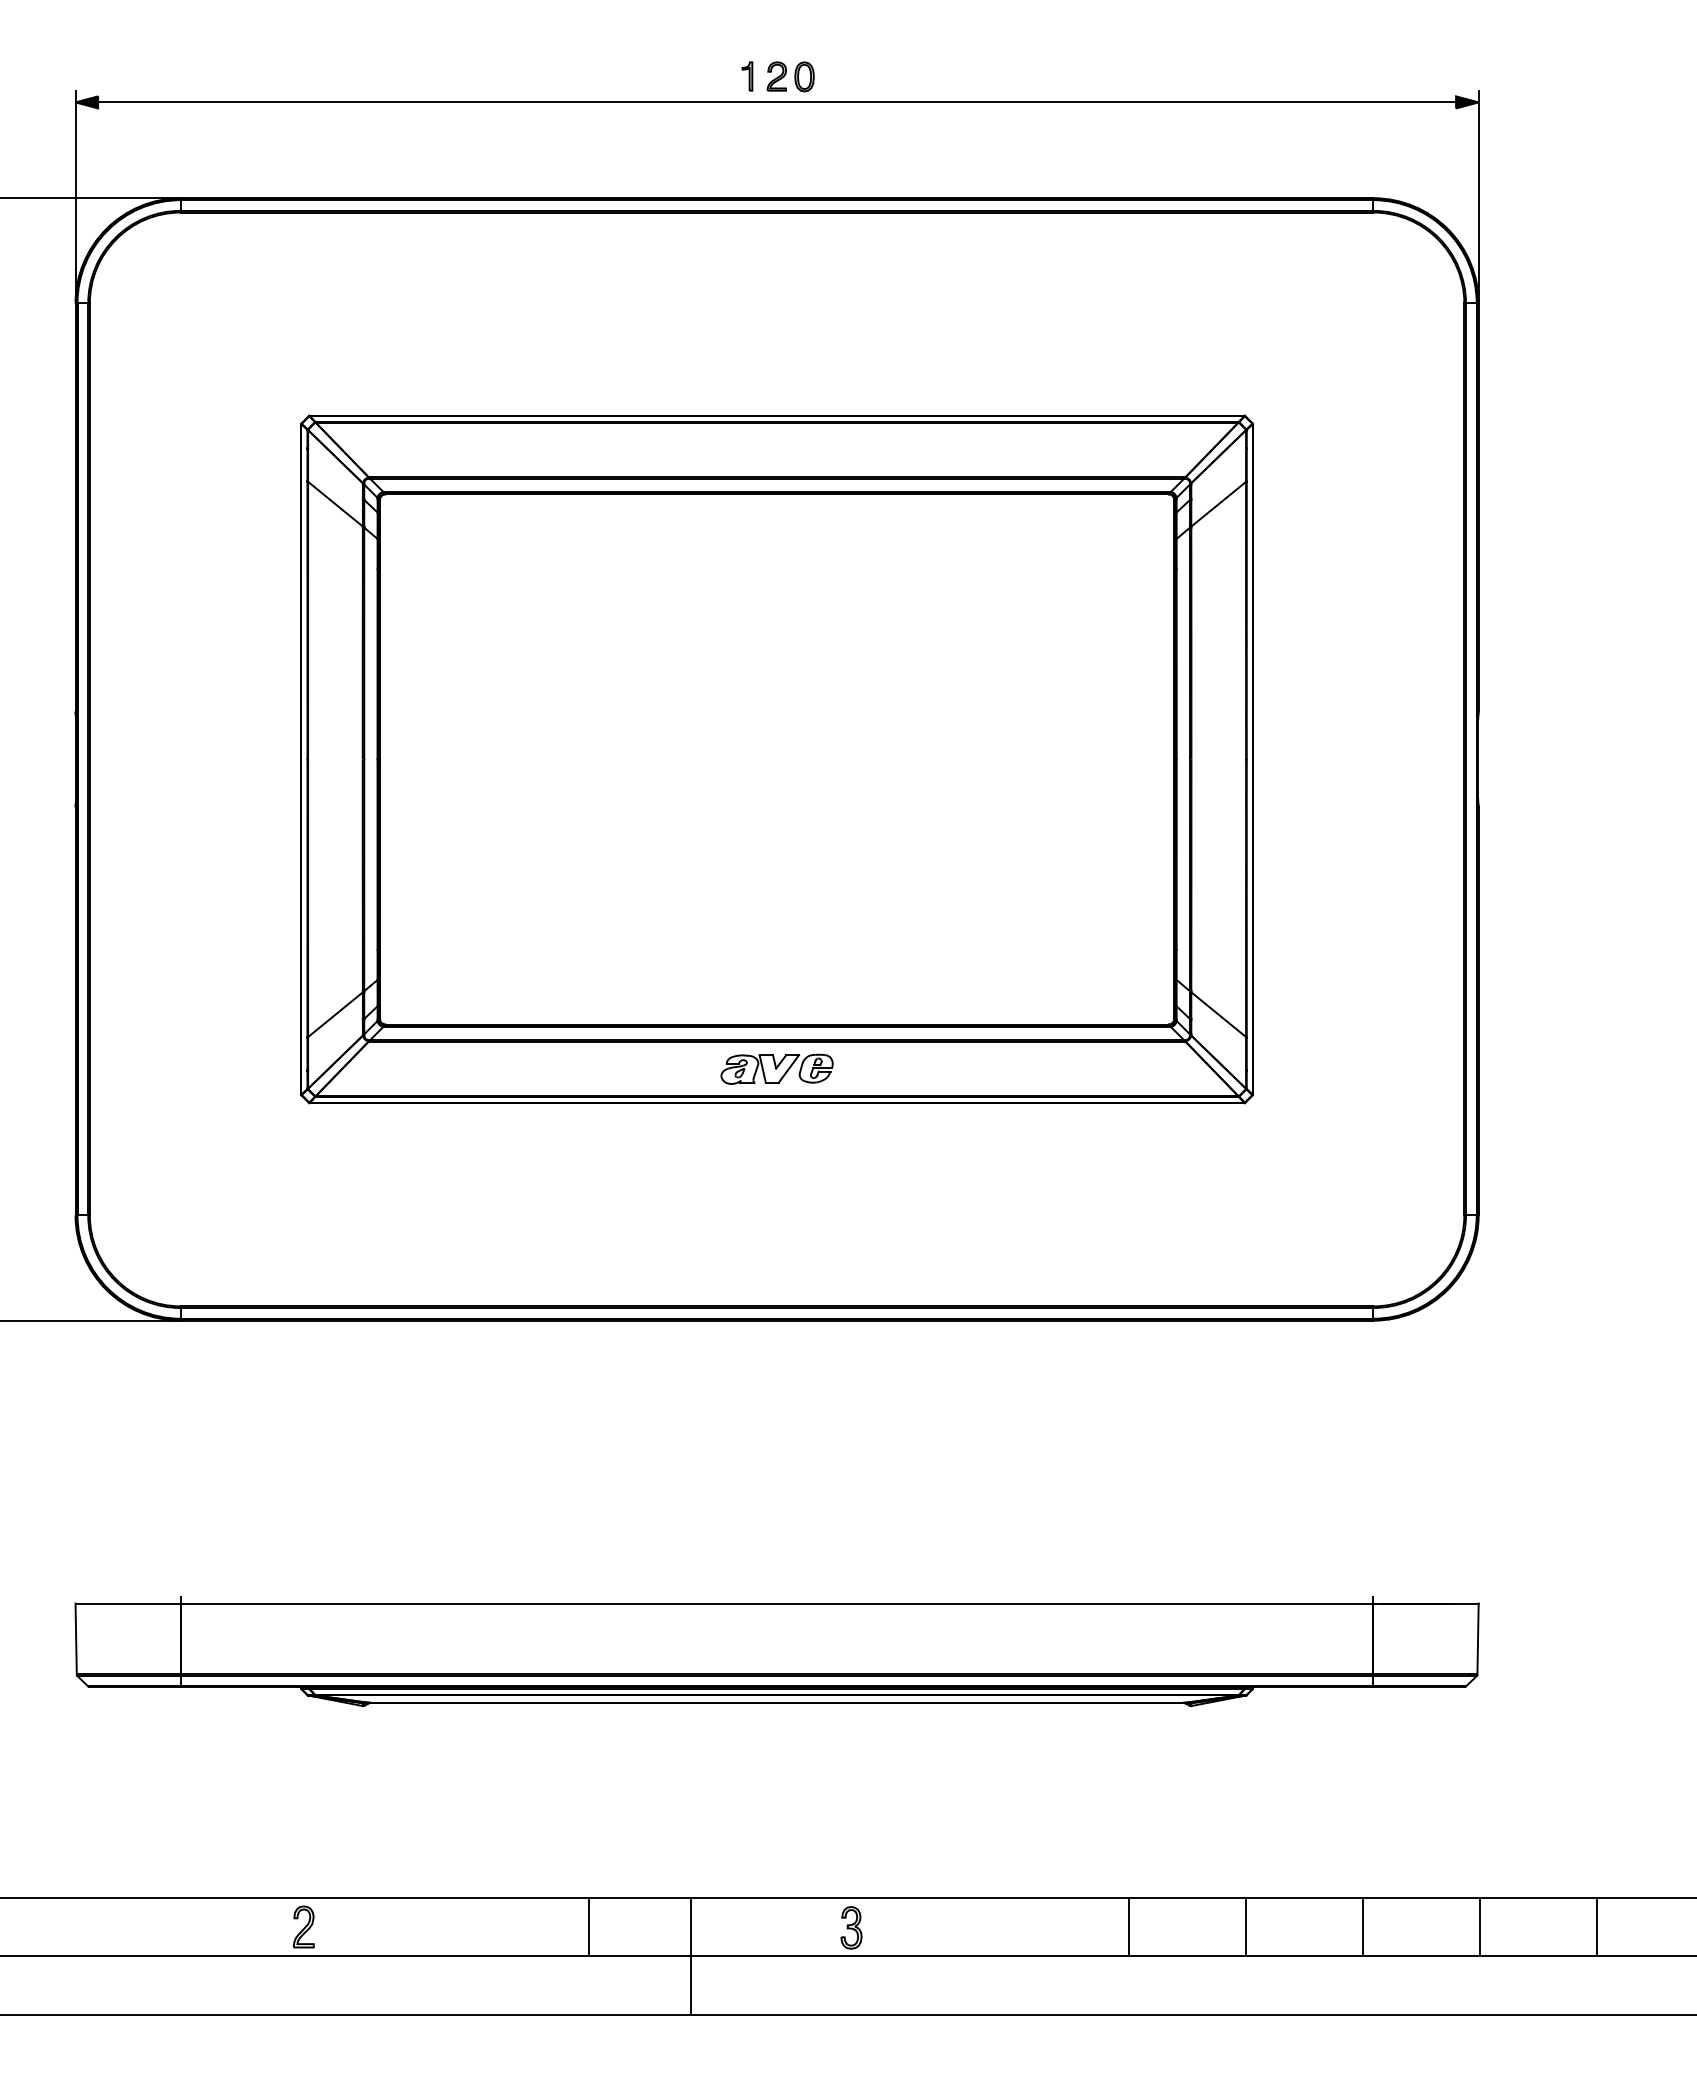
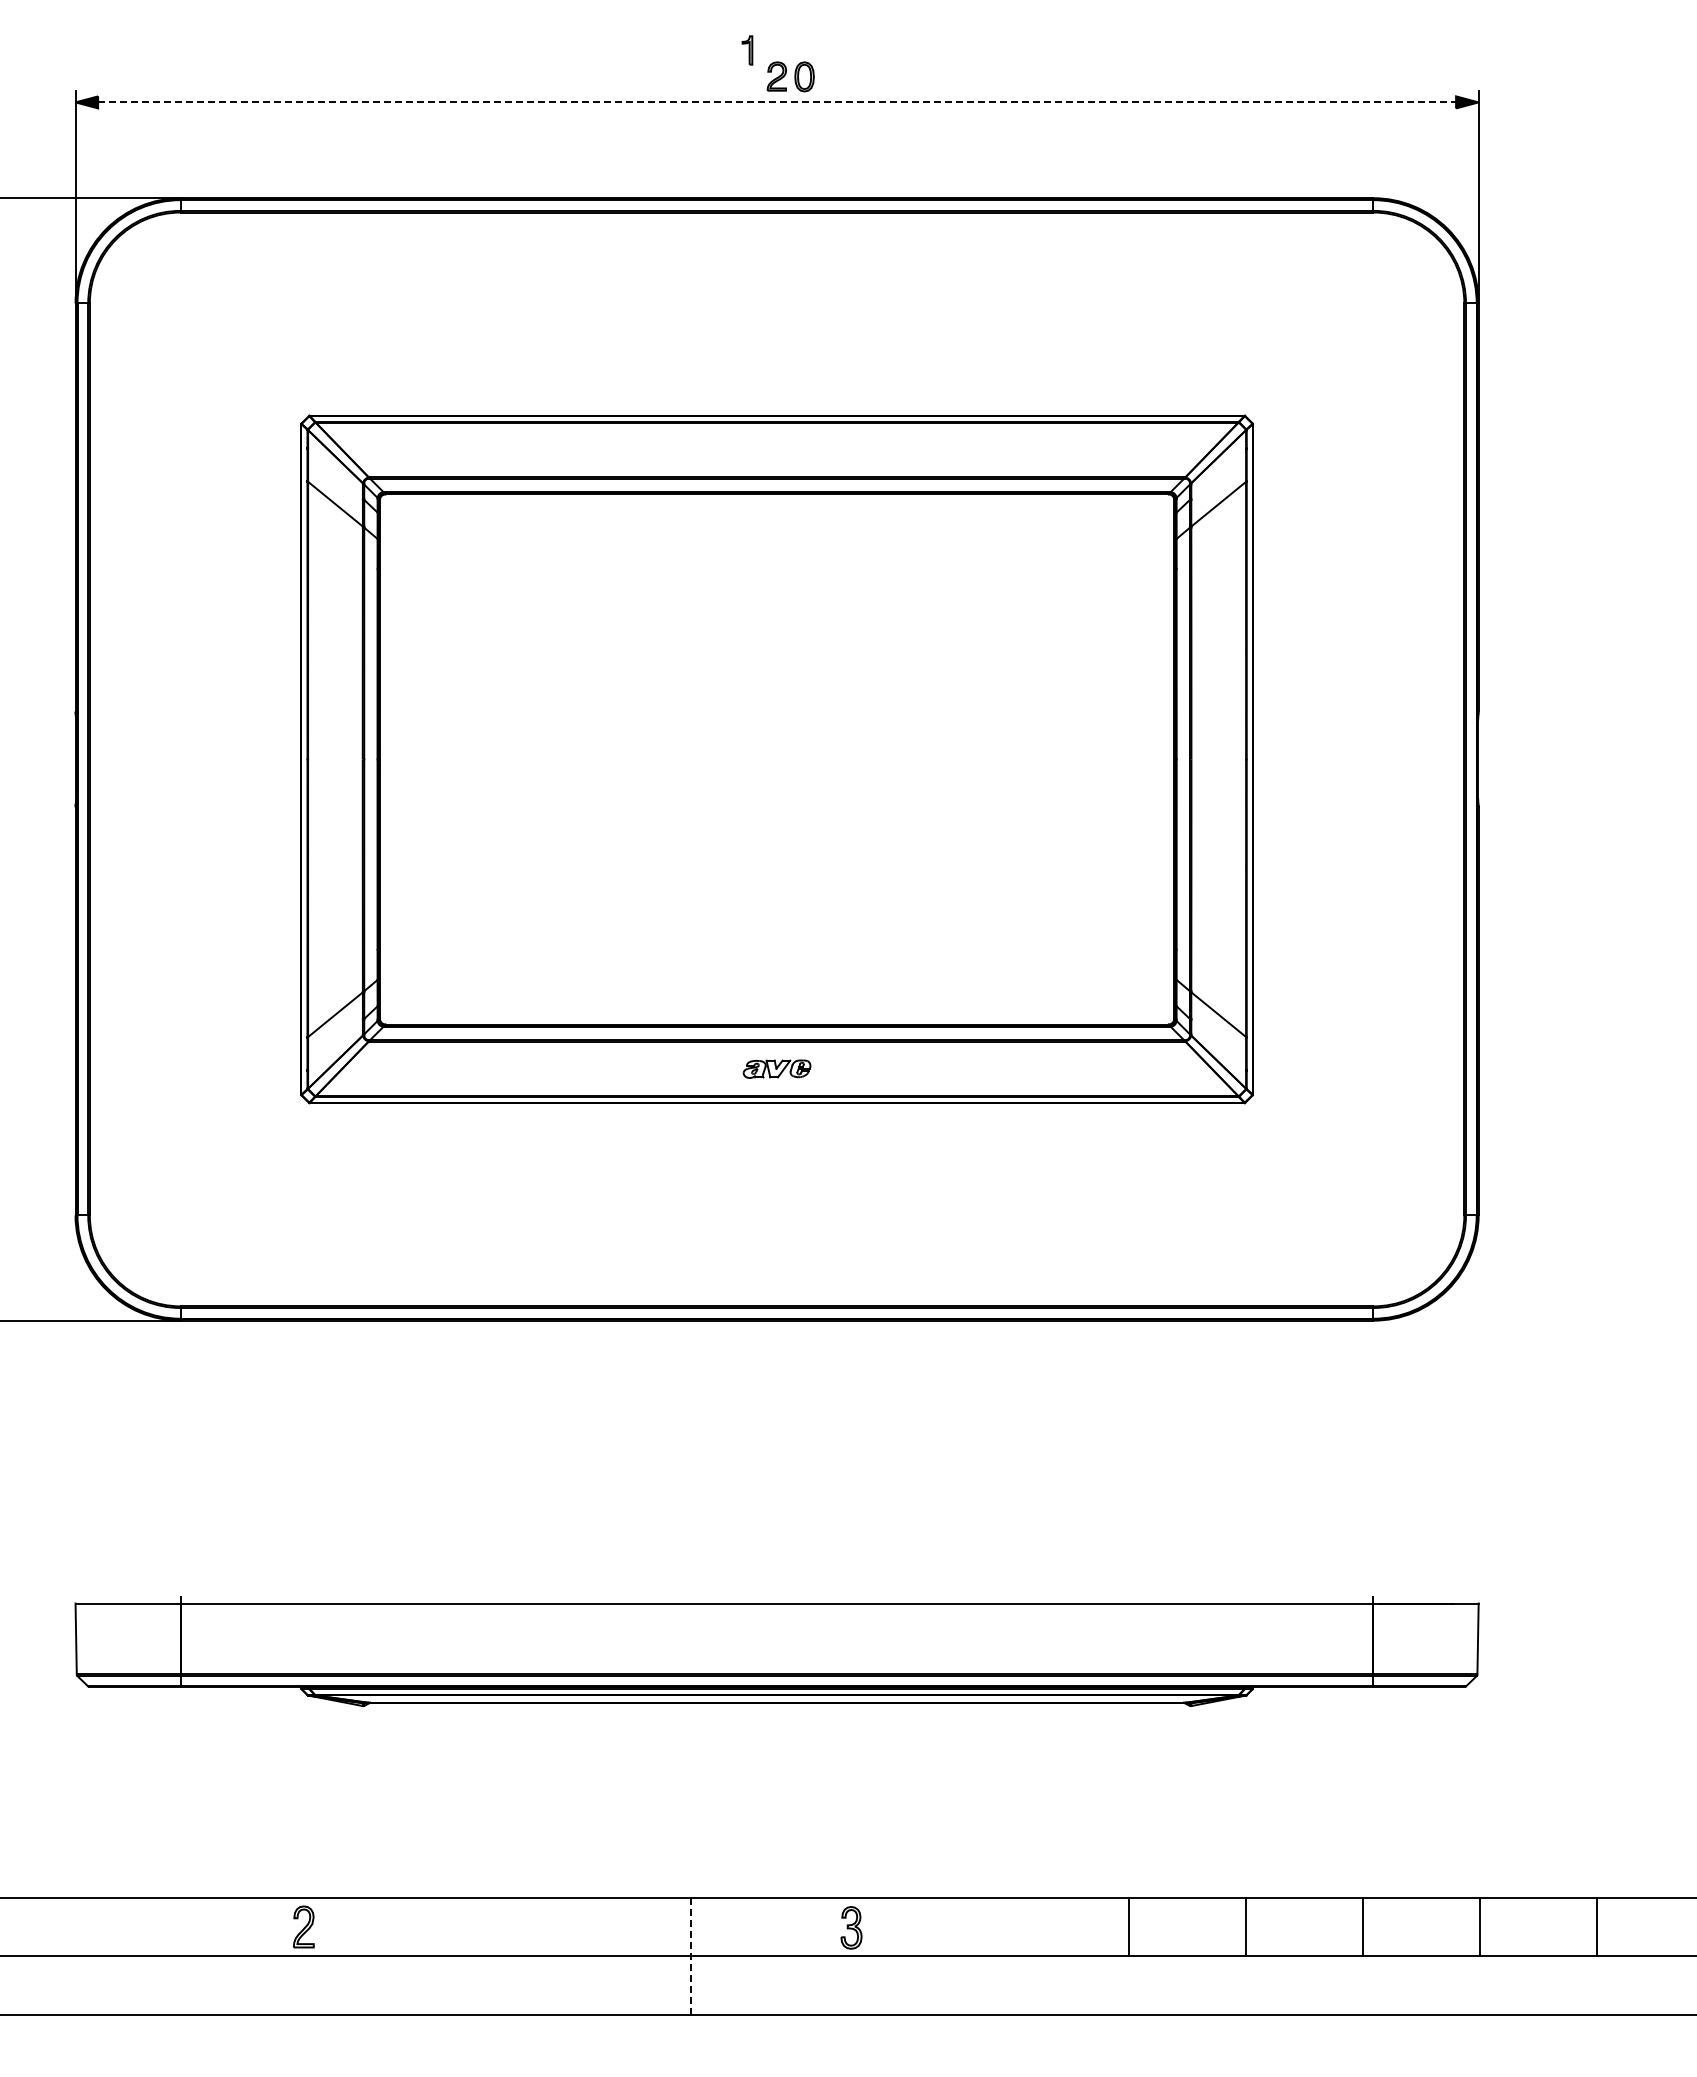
part position: (747, 76) -> (747, 50) (747, 50)
line: solid -> dashed (777, 102)
part size: 114x32 px -> 70x20 px (776, 1068)
line: present -> none (588, 1926)
line: solid -> dashed (690, 1955)
